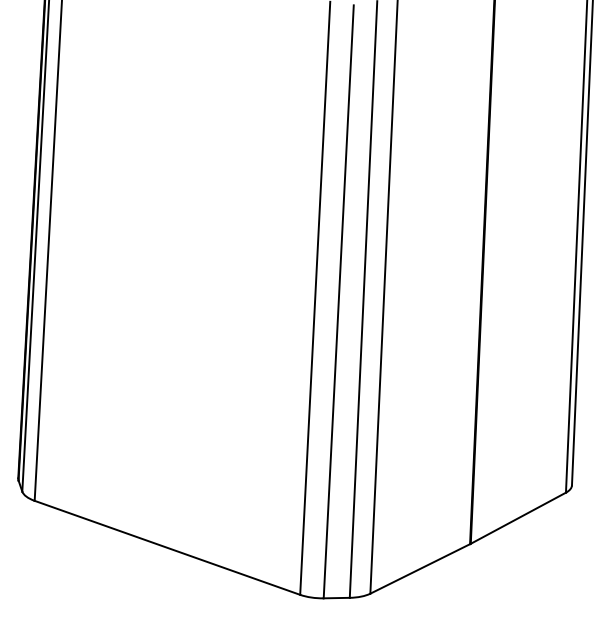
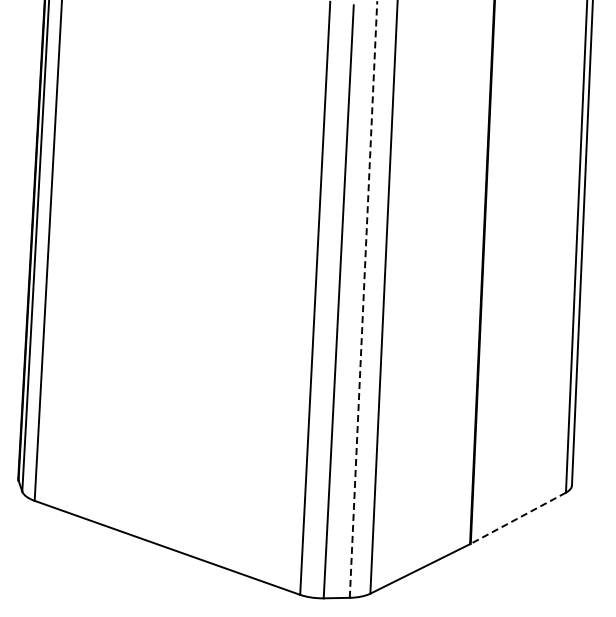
line: solid -> dashed (363, 299)
line: solid -> dashed (517, 518)
